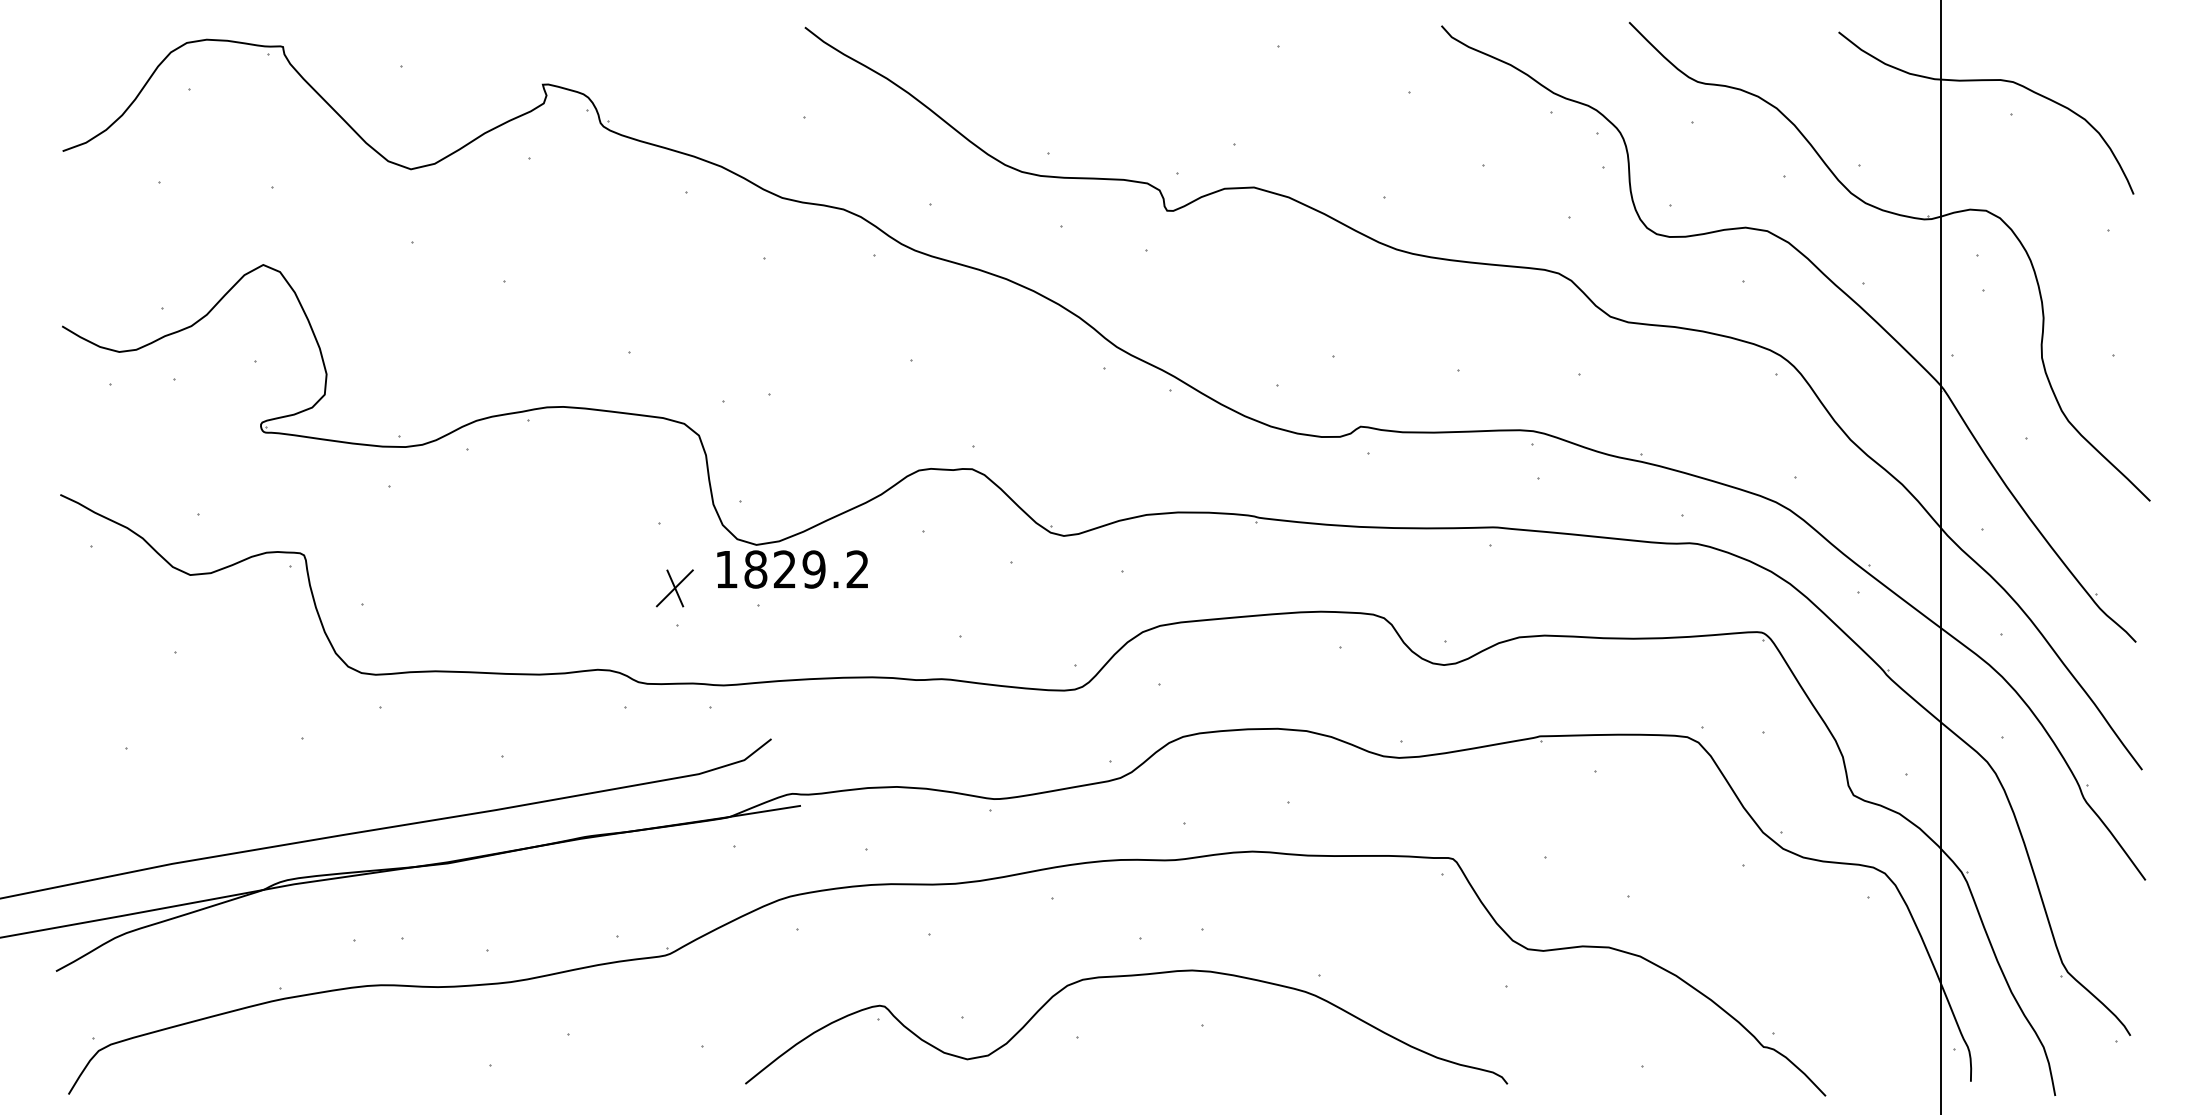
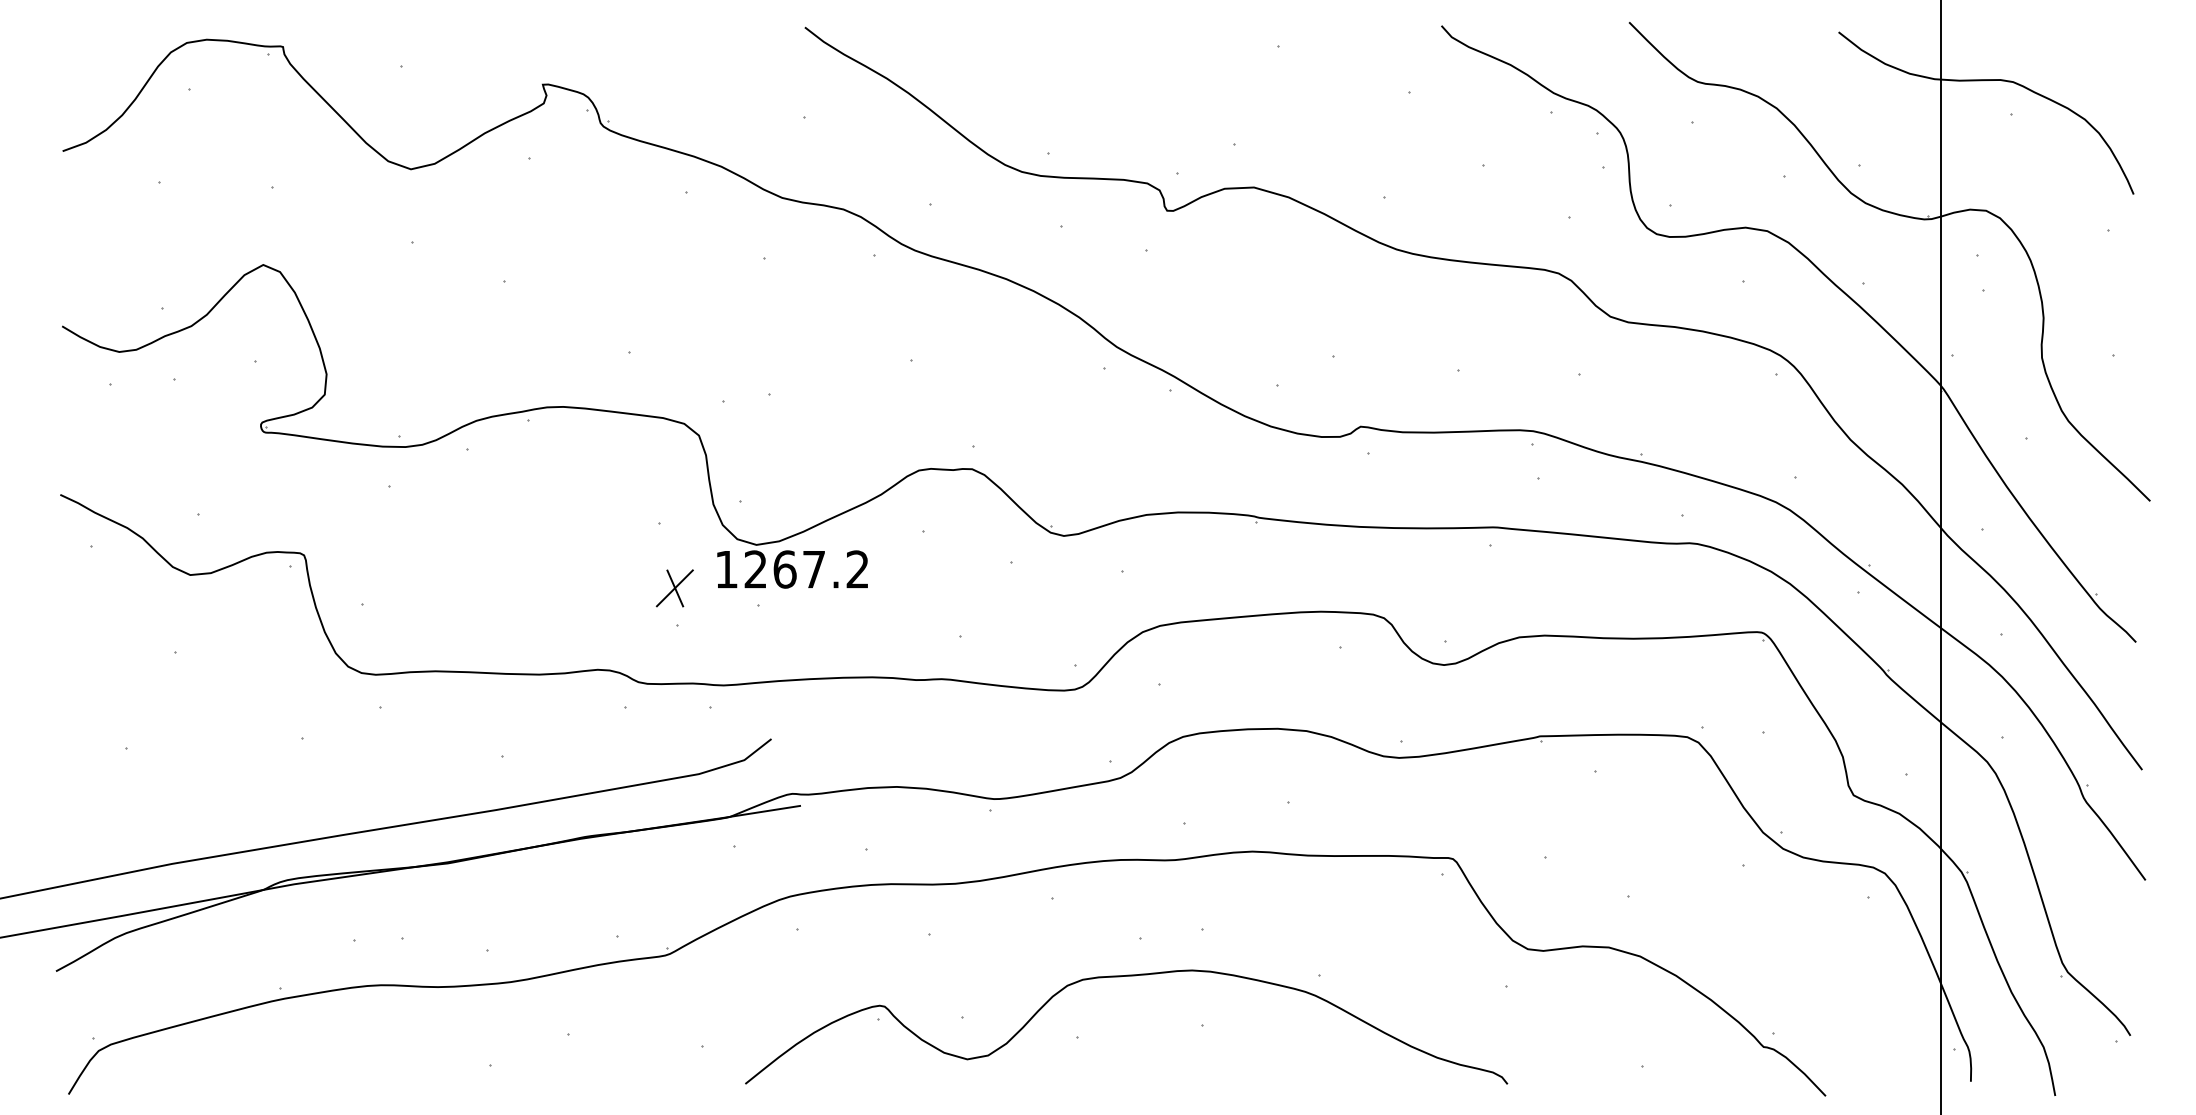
text: 1829.2 -> 1267.2 (784, 569)
